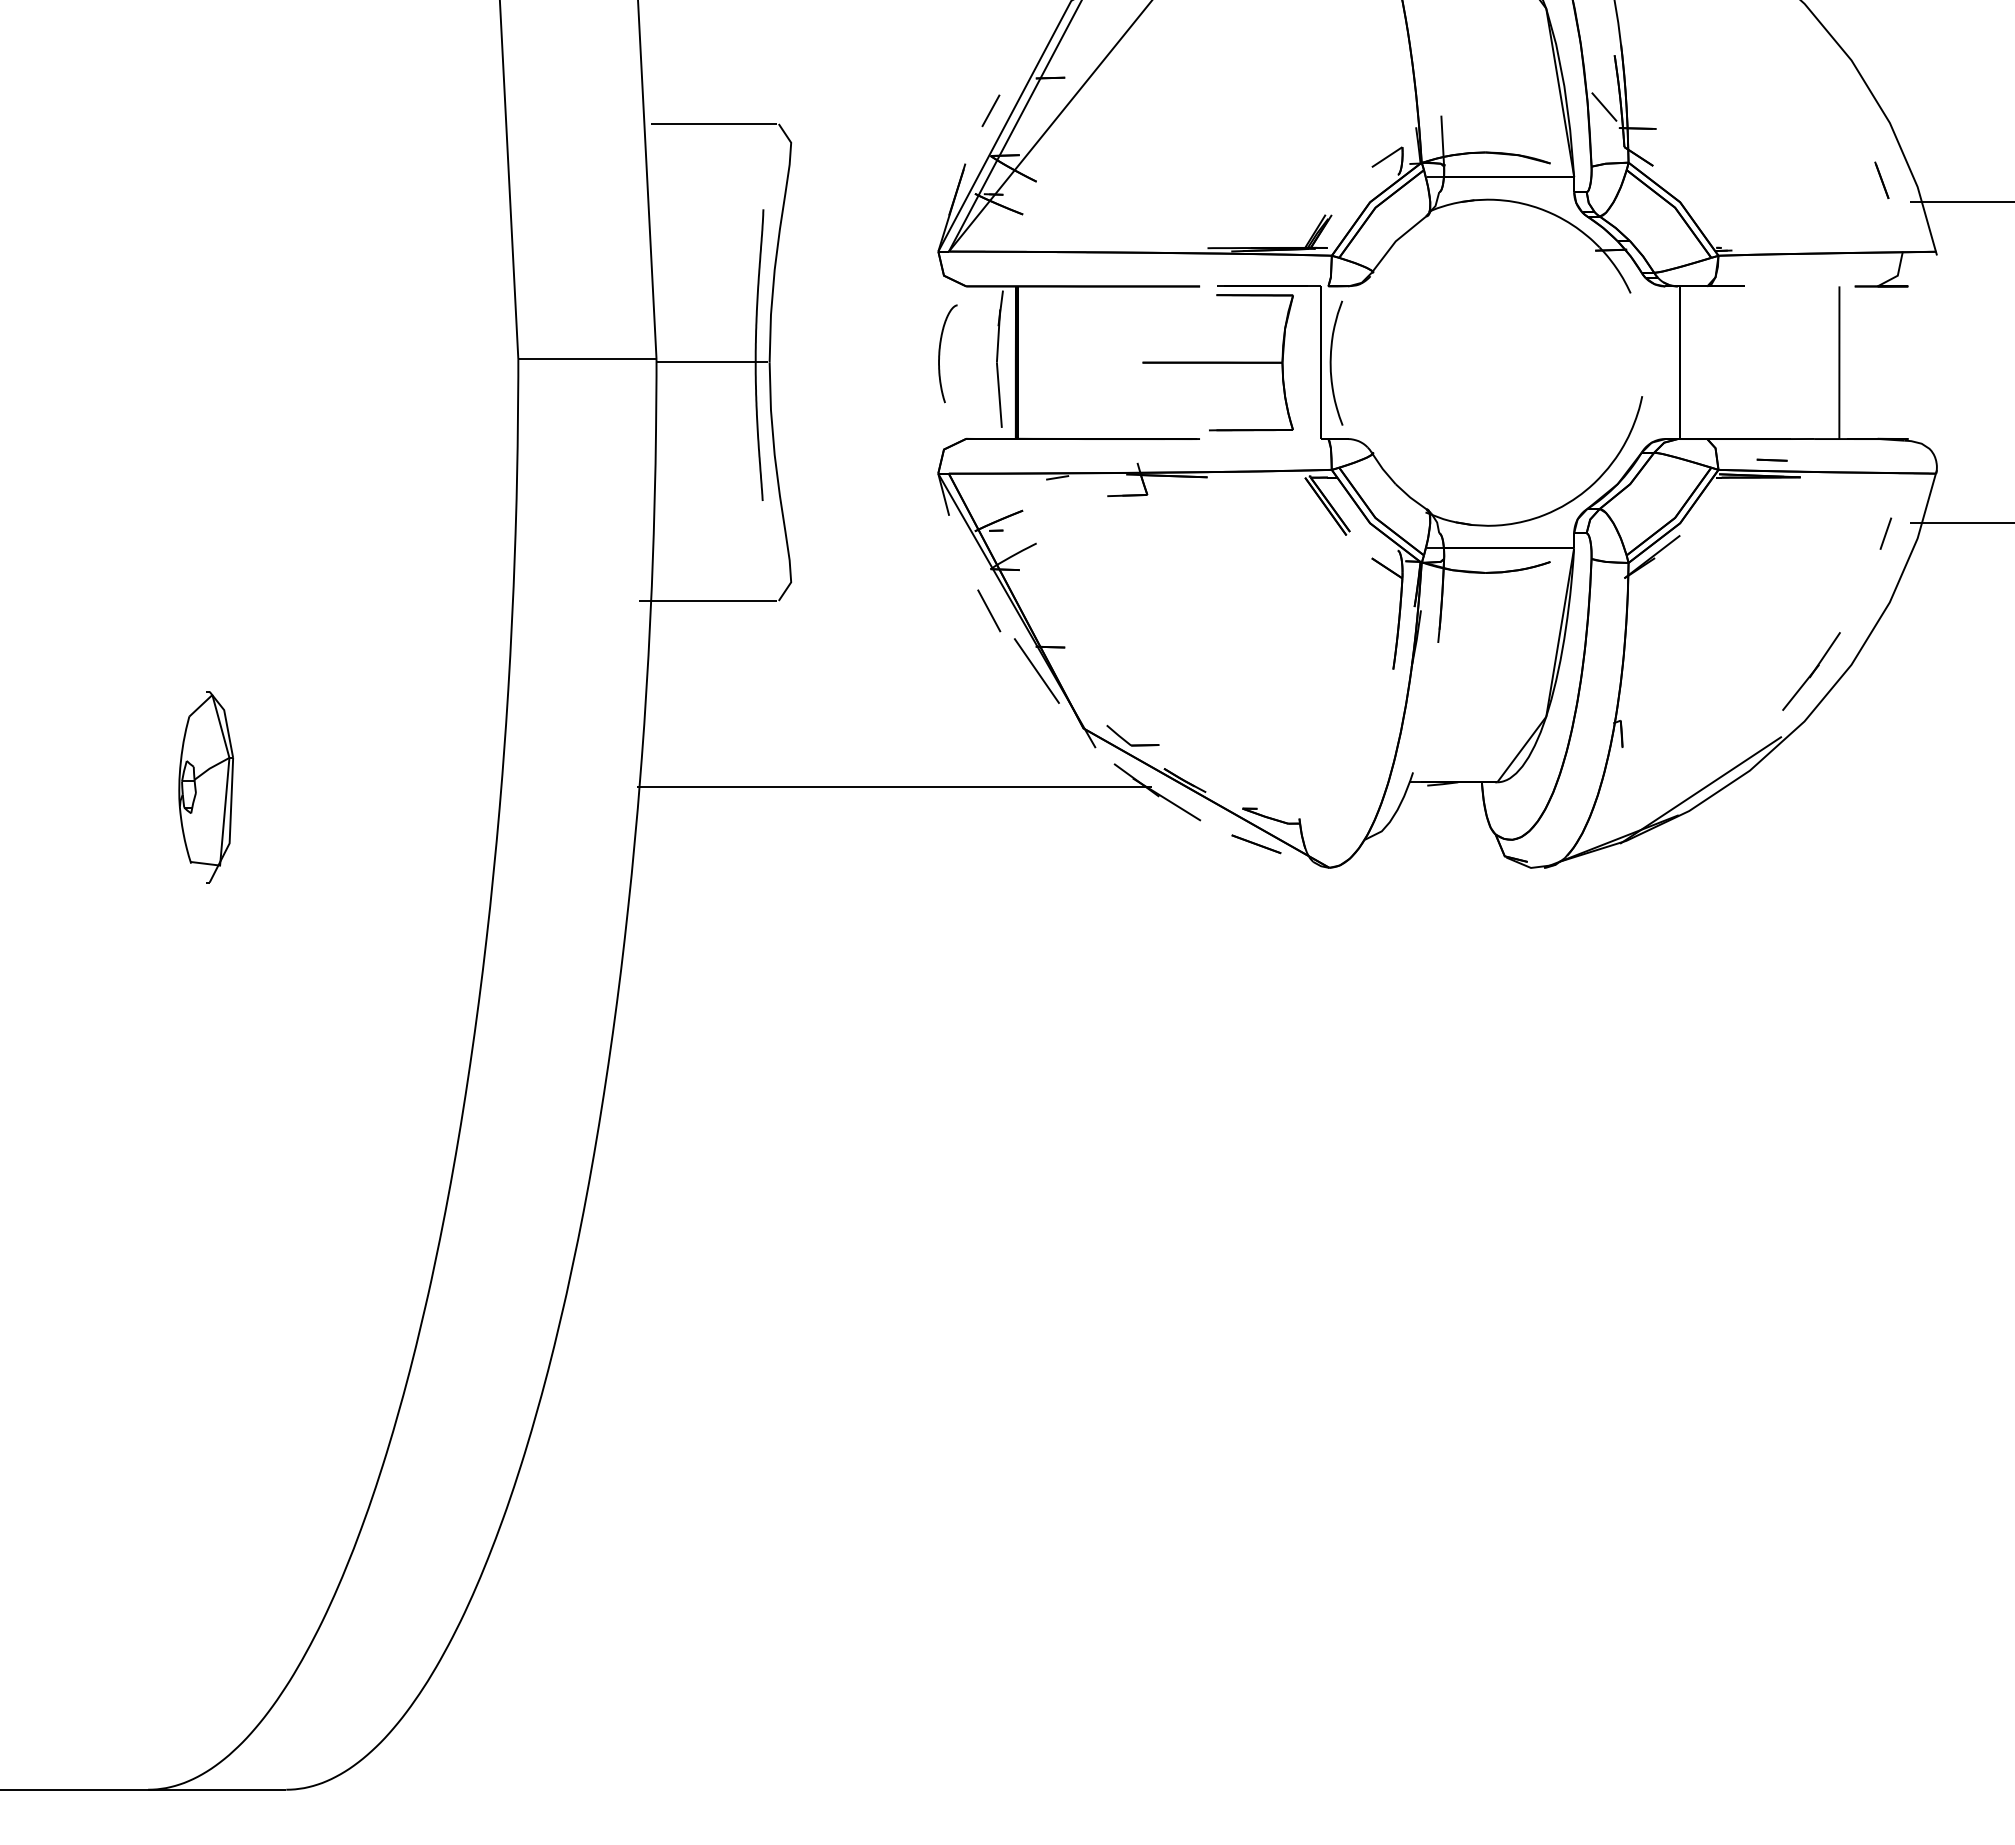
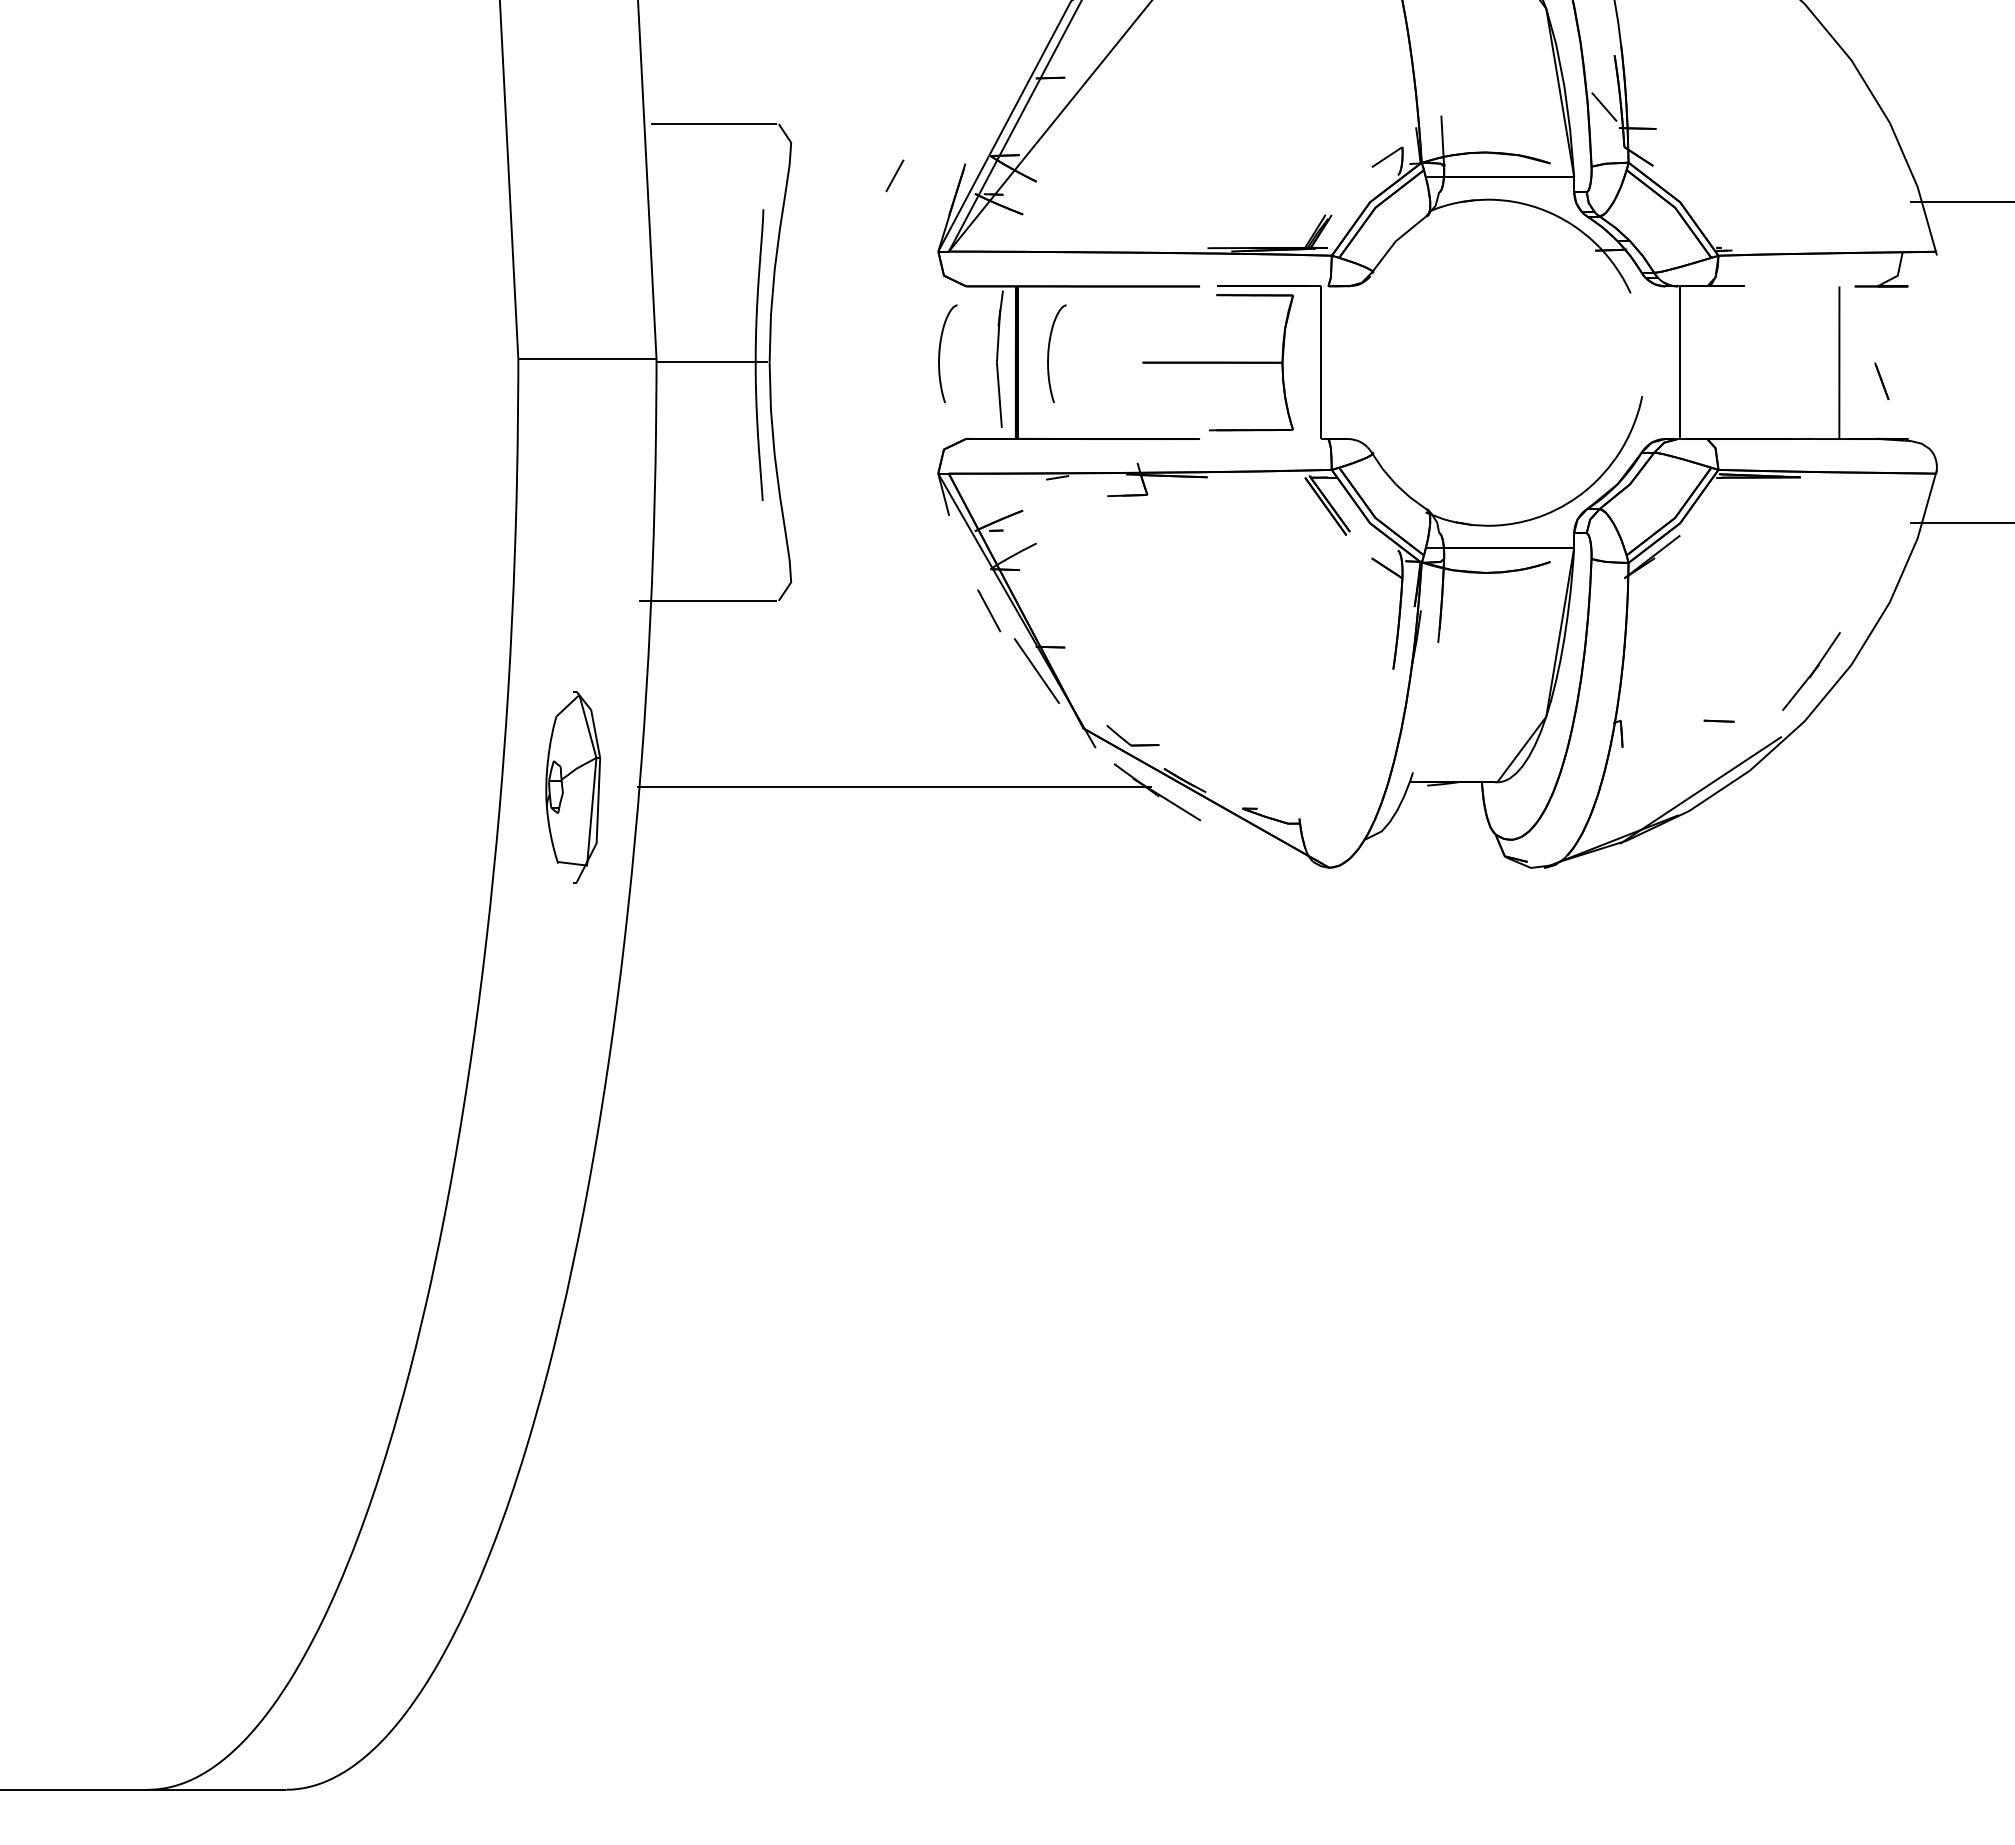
line position: (990, 110) -> (894, 175) (894, 175)
line position: (1881, 179) -> (1881, 380) (1881, 380)
curve: none -> present (1049, 353)
curve: present -> none (1331, 362)
line position: (1771, 459) -> (1718, 720) (1718, 720)
line: present -> none (1885, 533)
part position: (205, 787) -> (572, 787) (572, 787)
line: present -> none (1256, 844)
